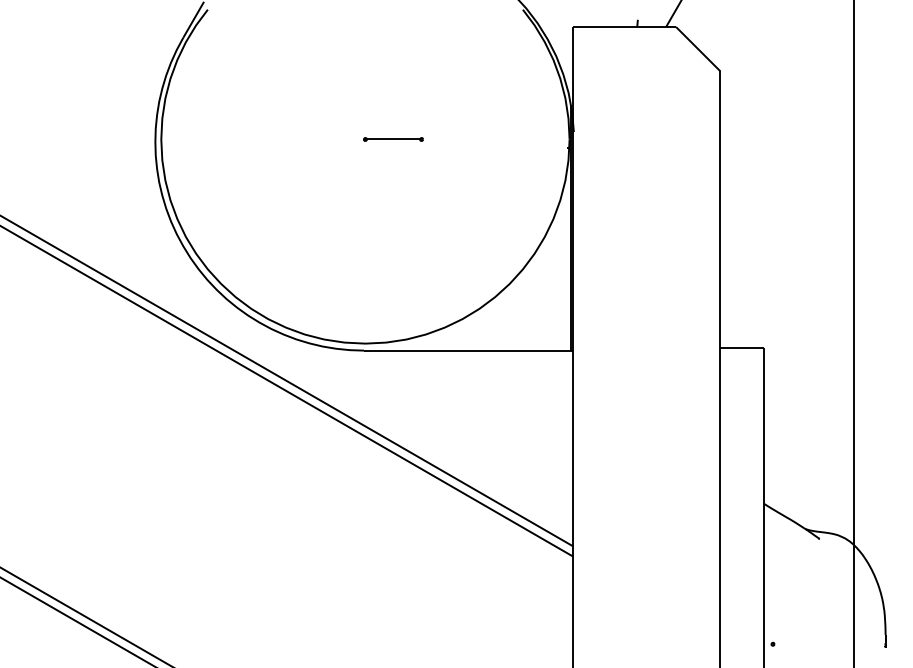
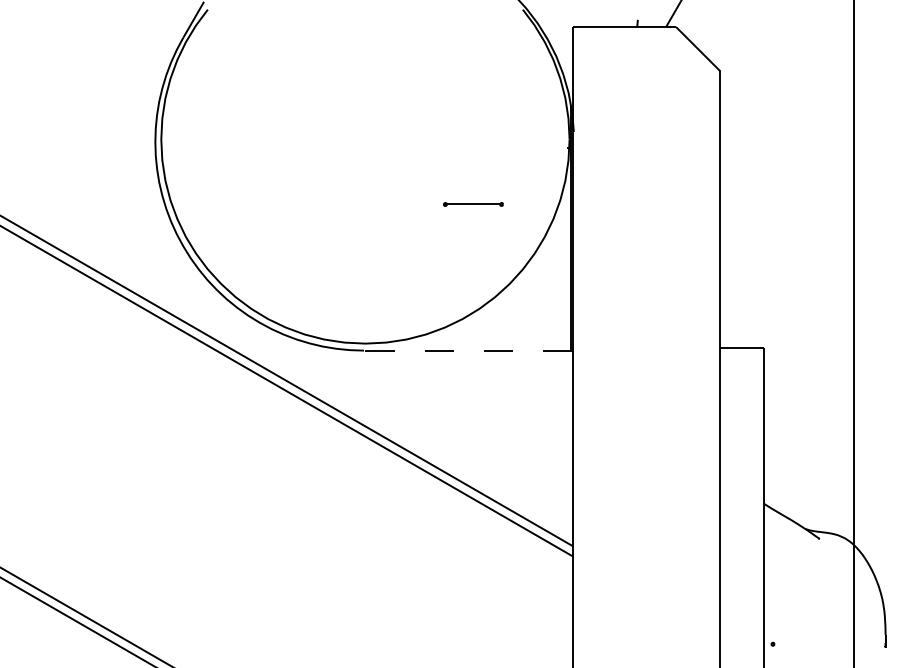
part position: (393, 139) -> (473, 204) (473, 204)
line: solid -> dashed (467, 350)
